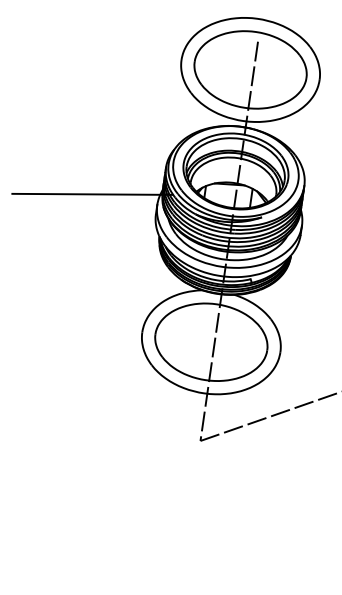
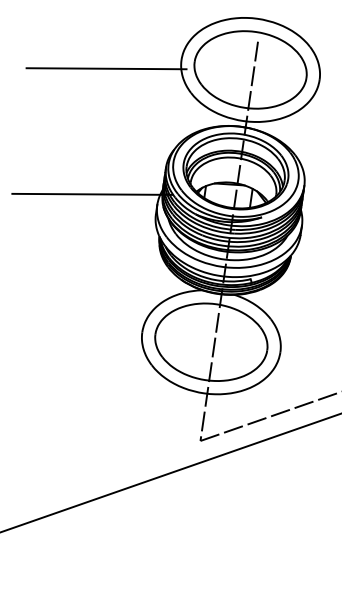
line: none -> present (106, 68)
line: none -> present (170, 472)
